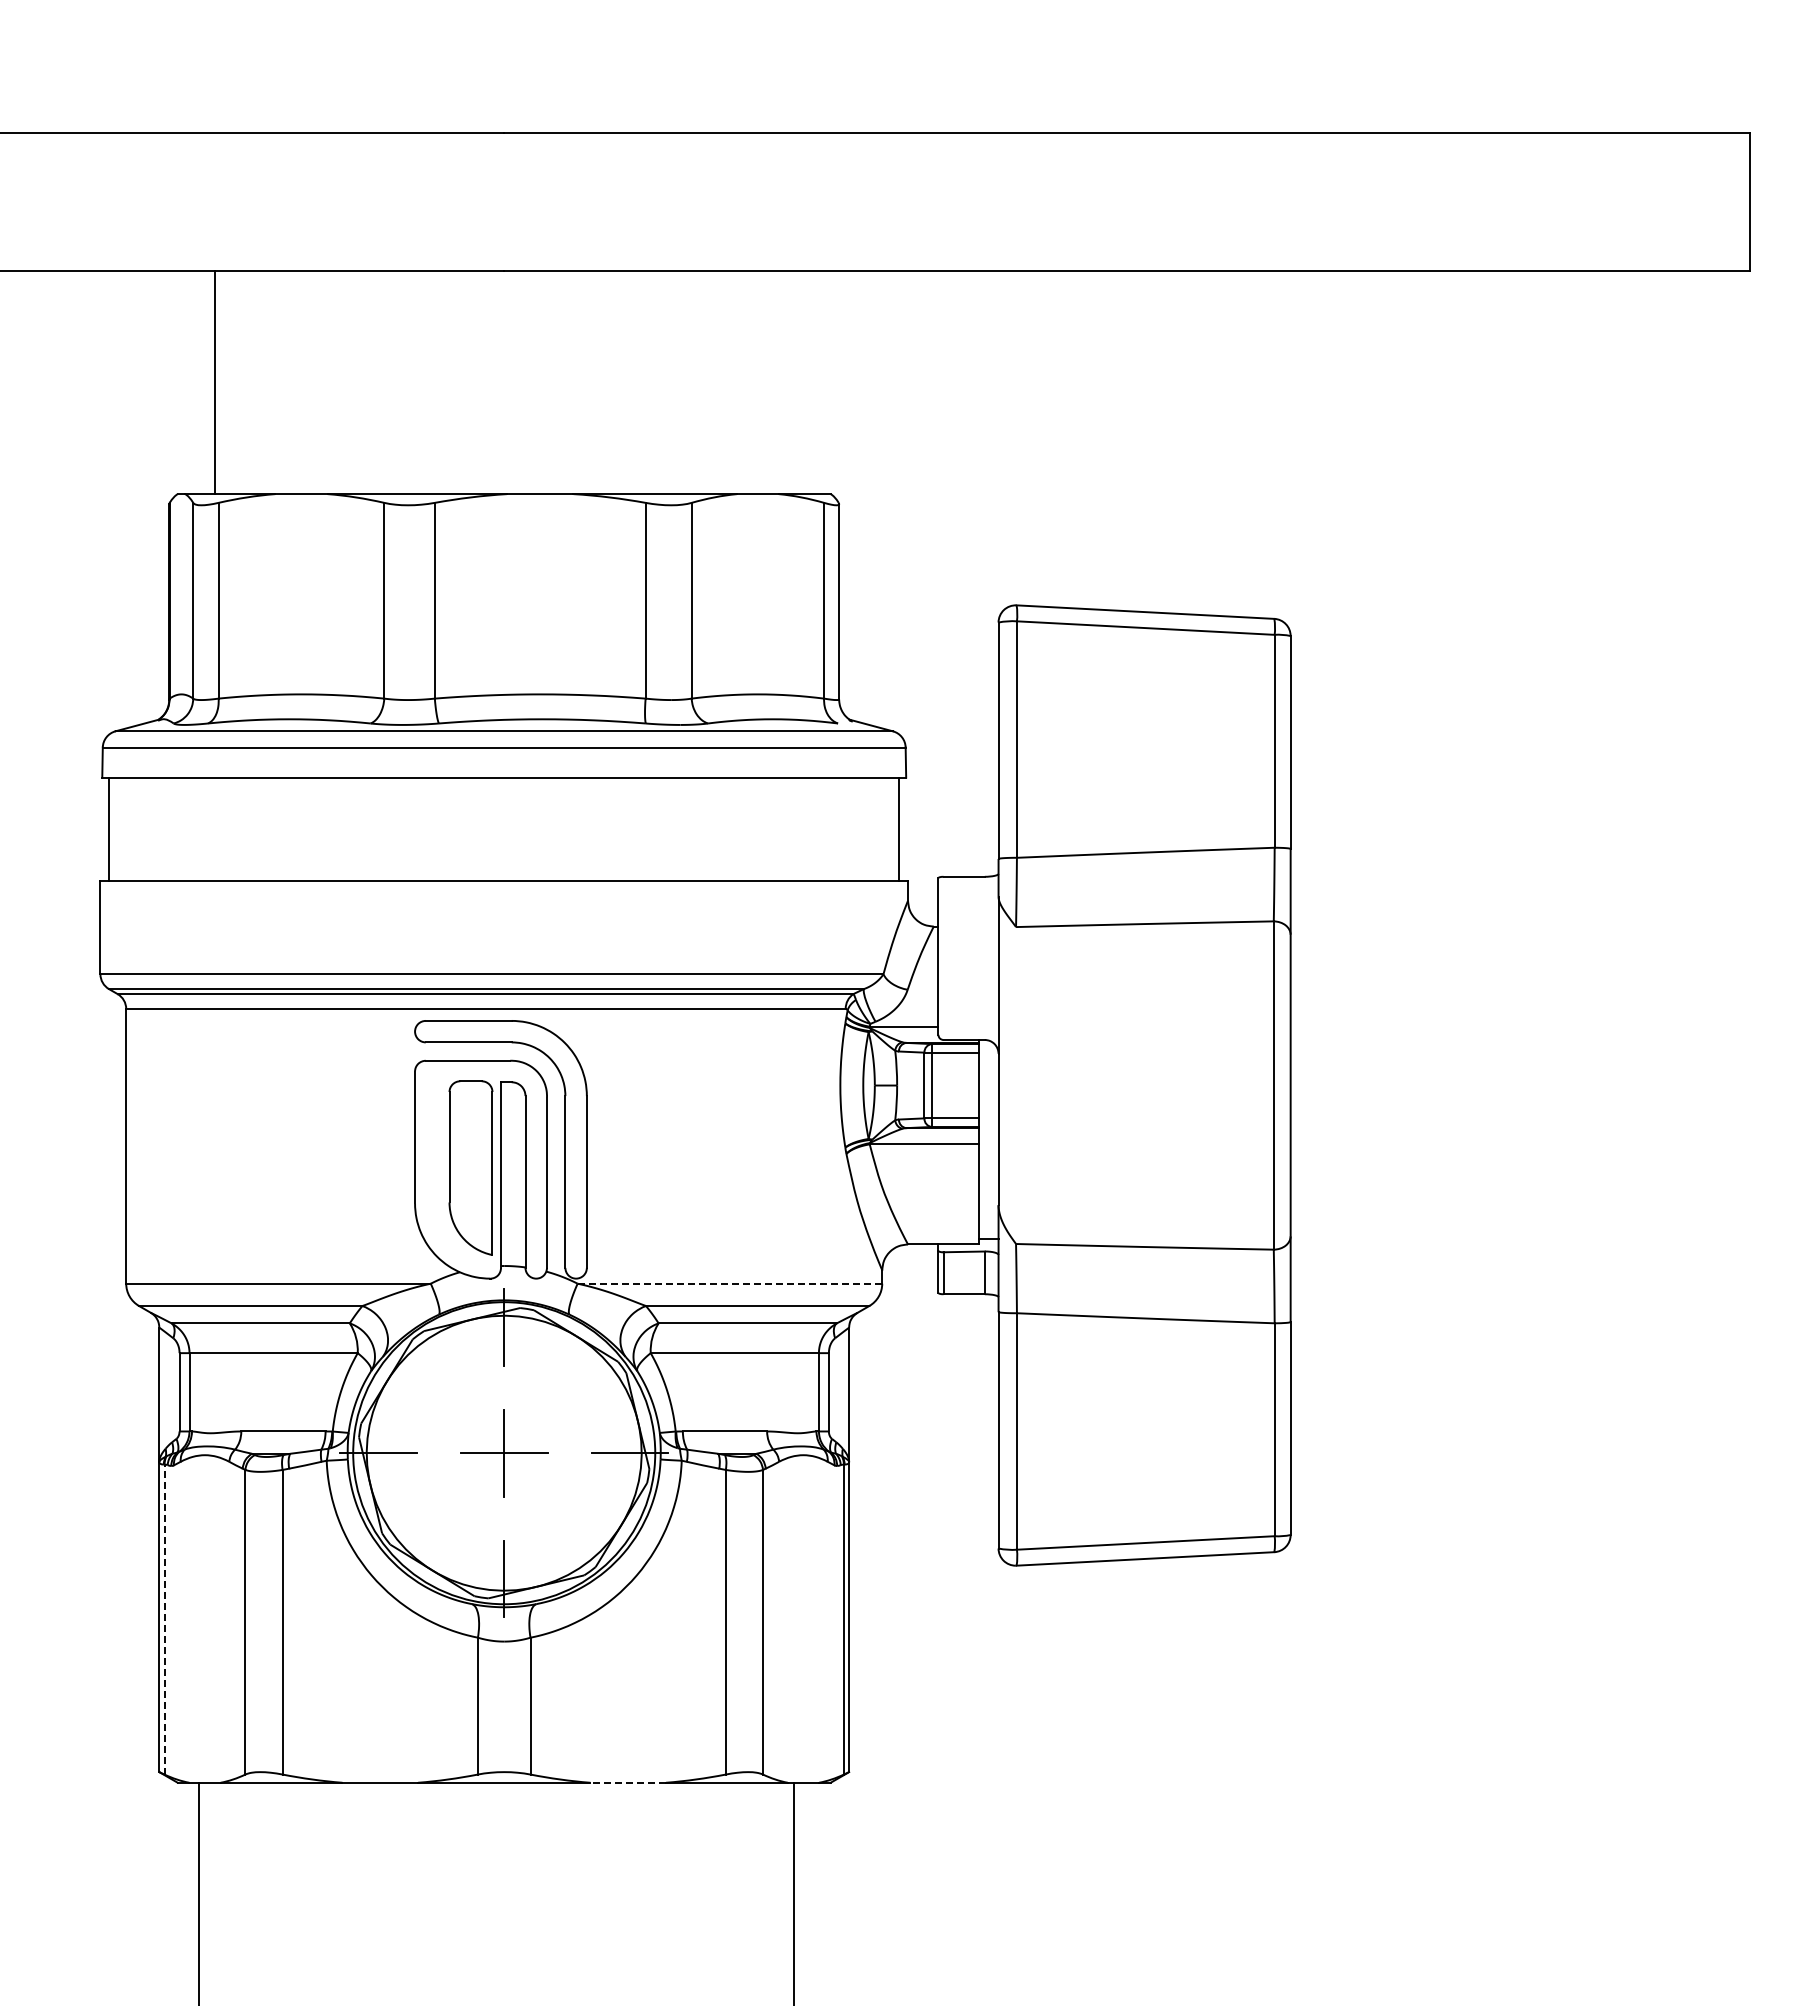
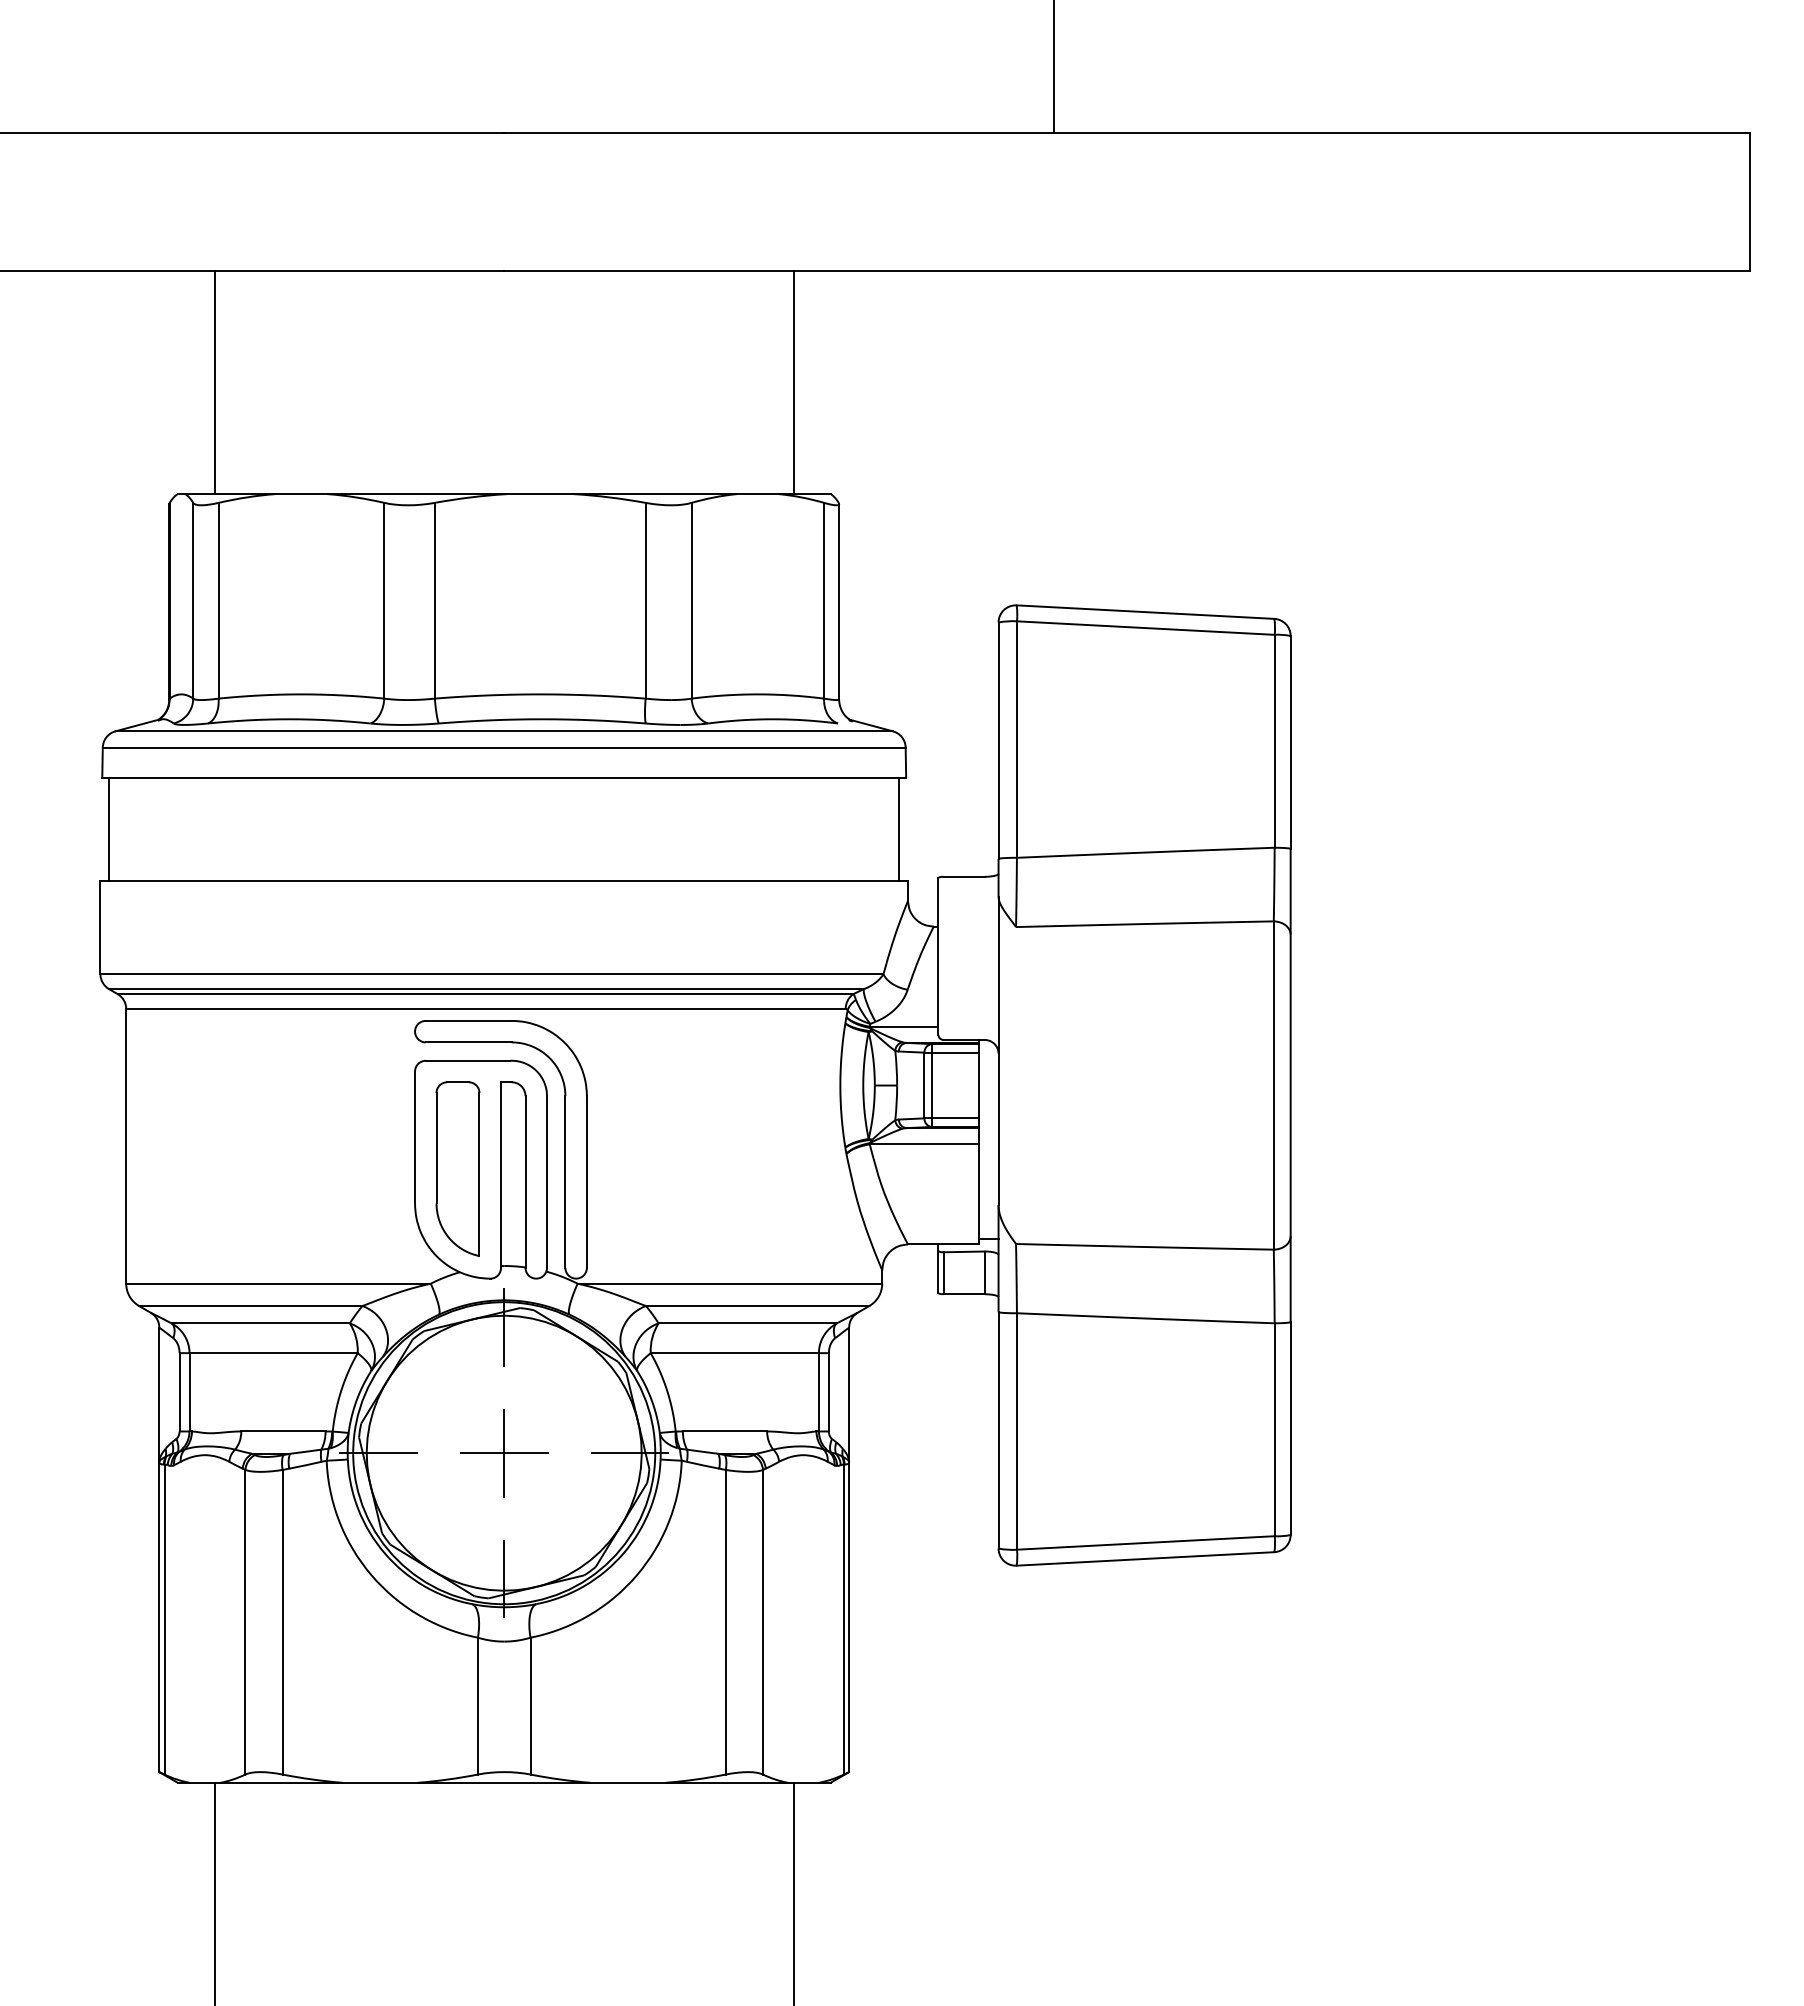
line: none -> present (1054, 67)
line: none -> present (793, 382)
part position: (470, 1167) -> (457, 1168) (457, 1168)
line: dashed -> solid (730, 1283)
line: dashed -> solid (164, 1619)
line: dashed -> solid (628, 1782)
line position: (198, 1892) -> (214, 1892) (214, 1892)
